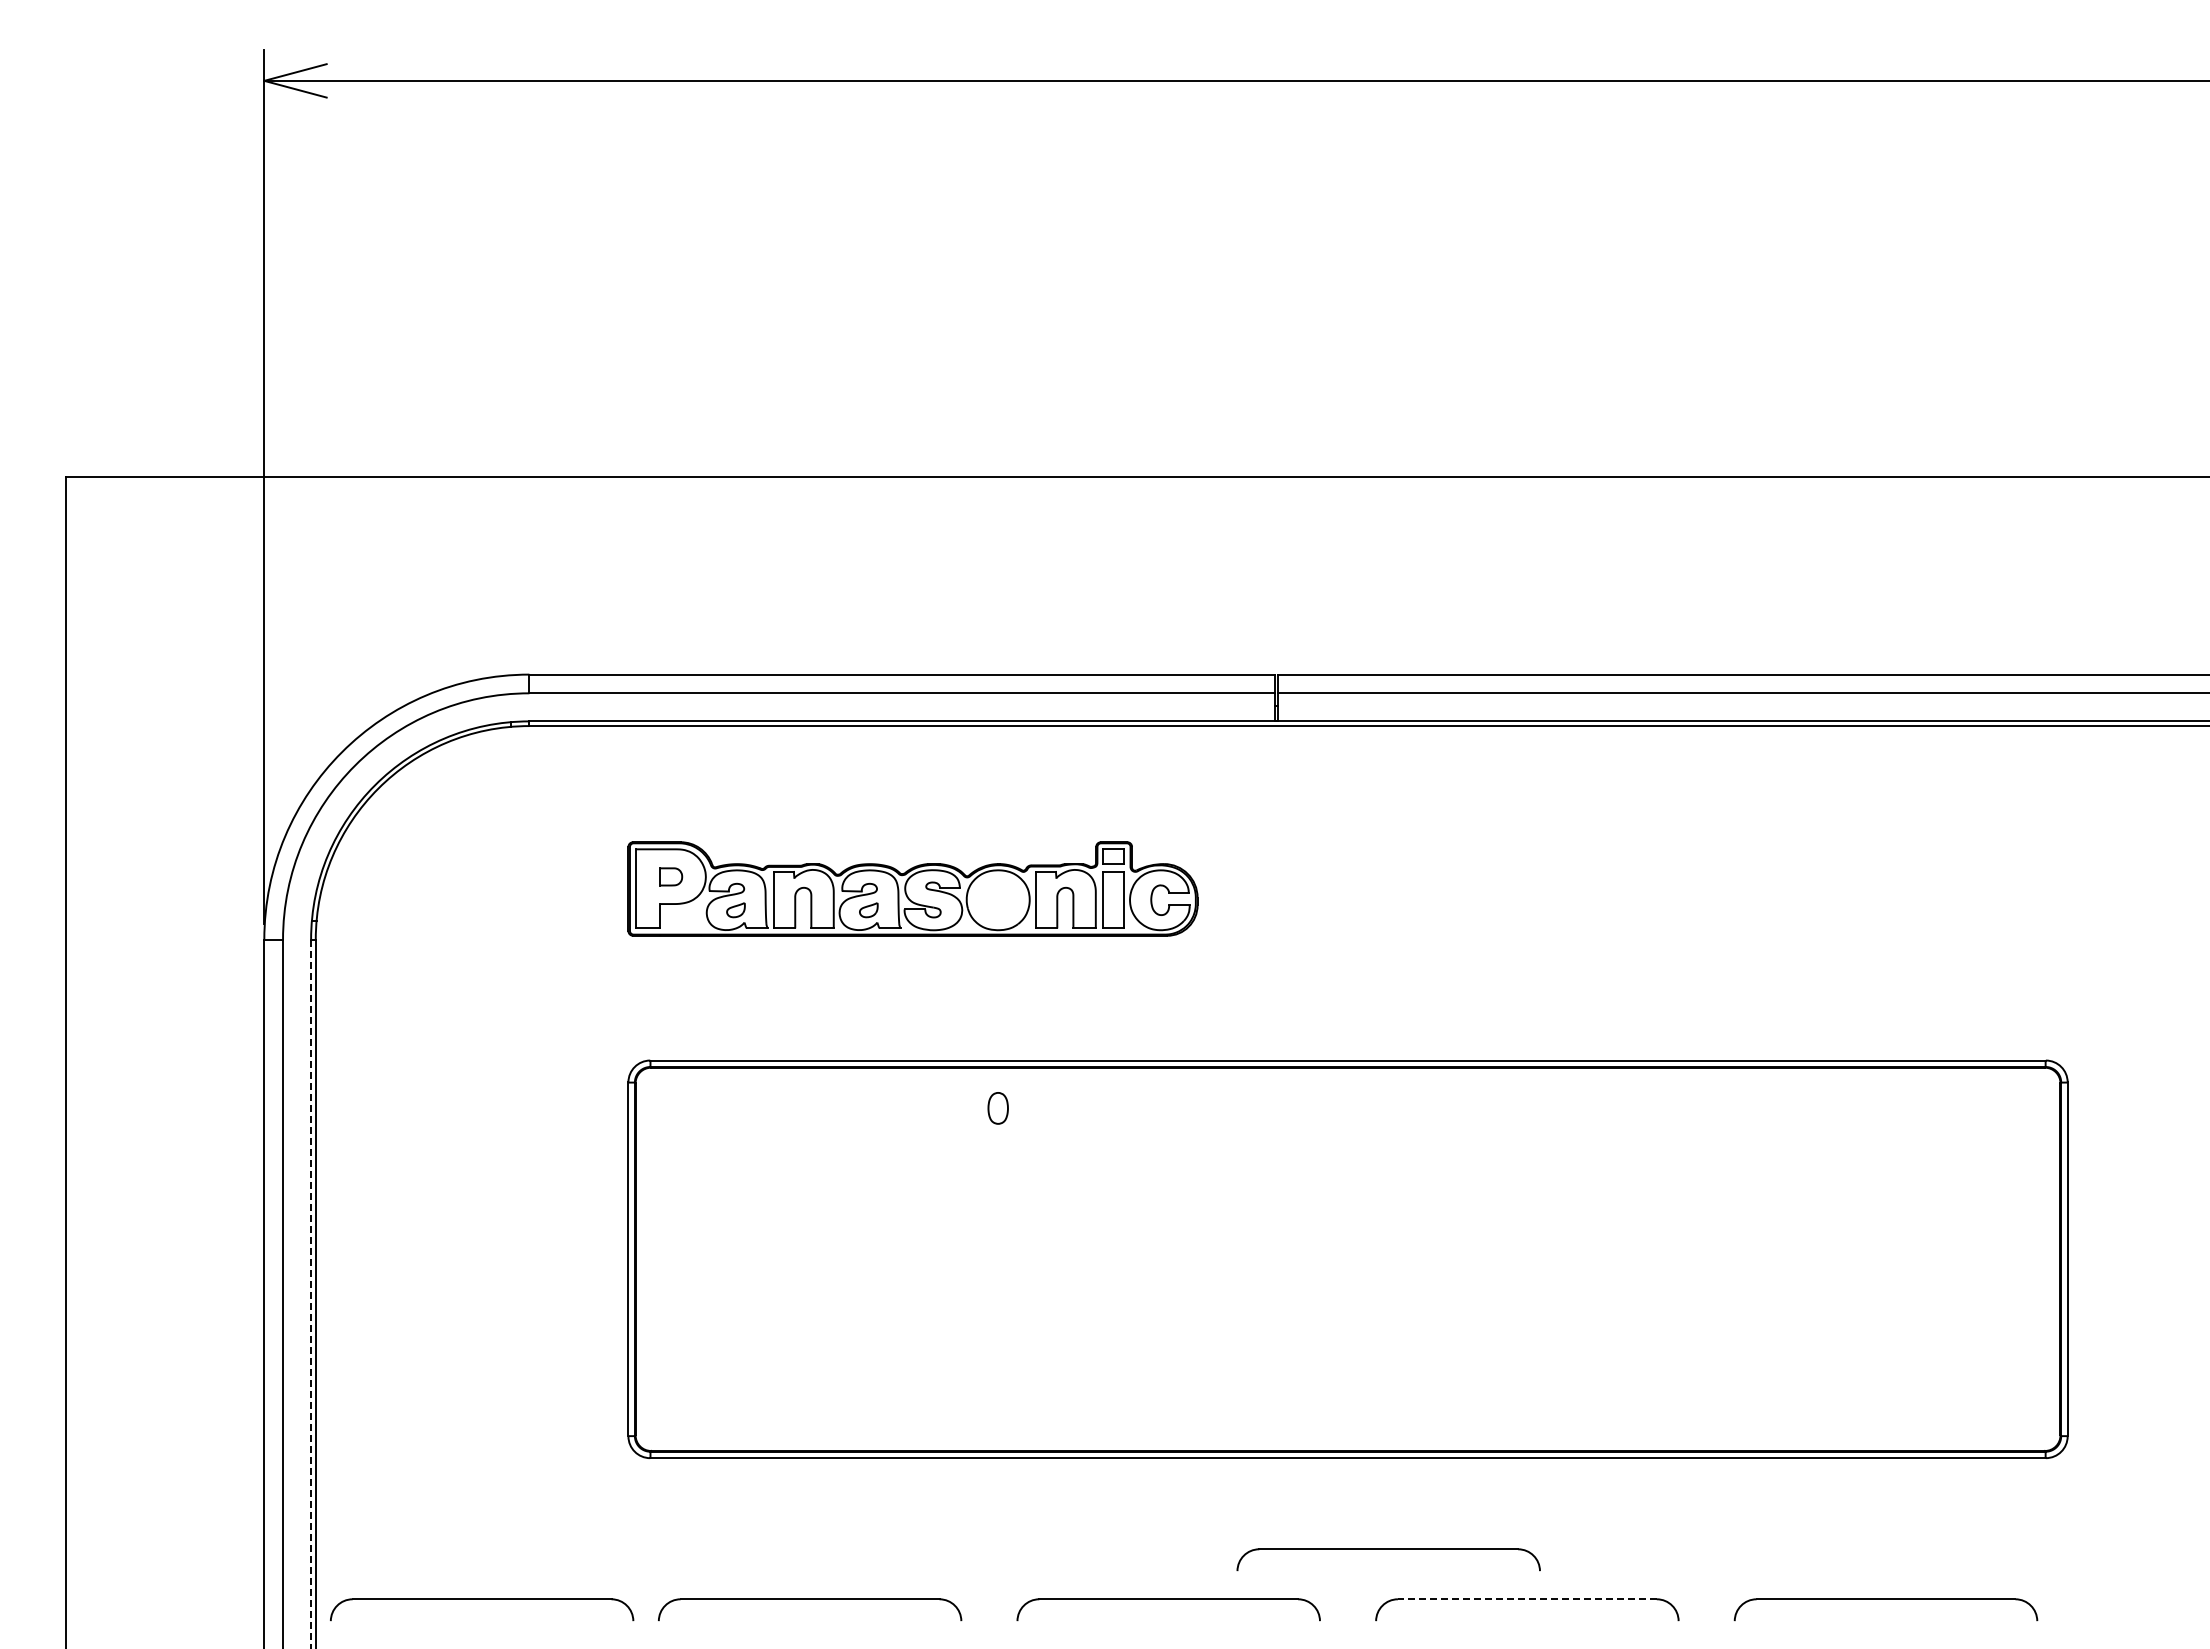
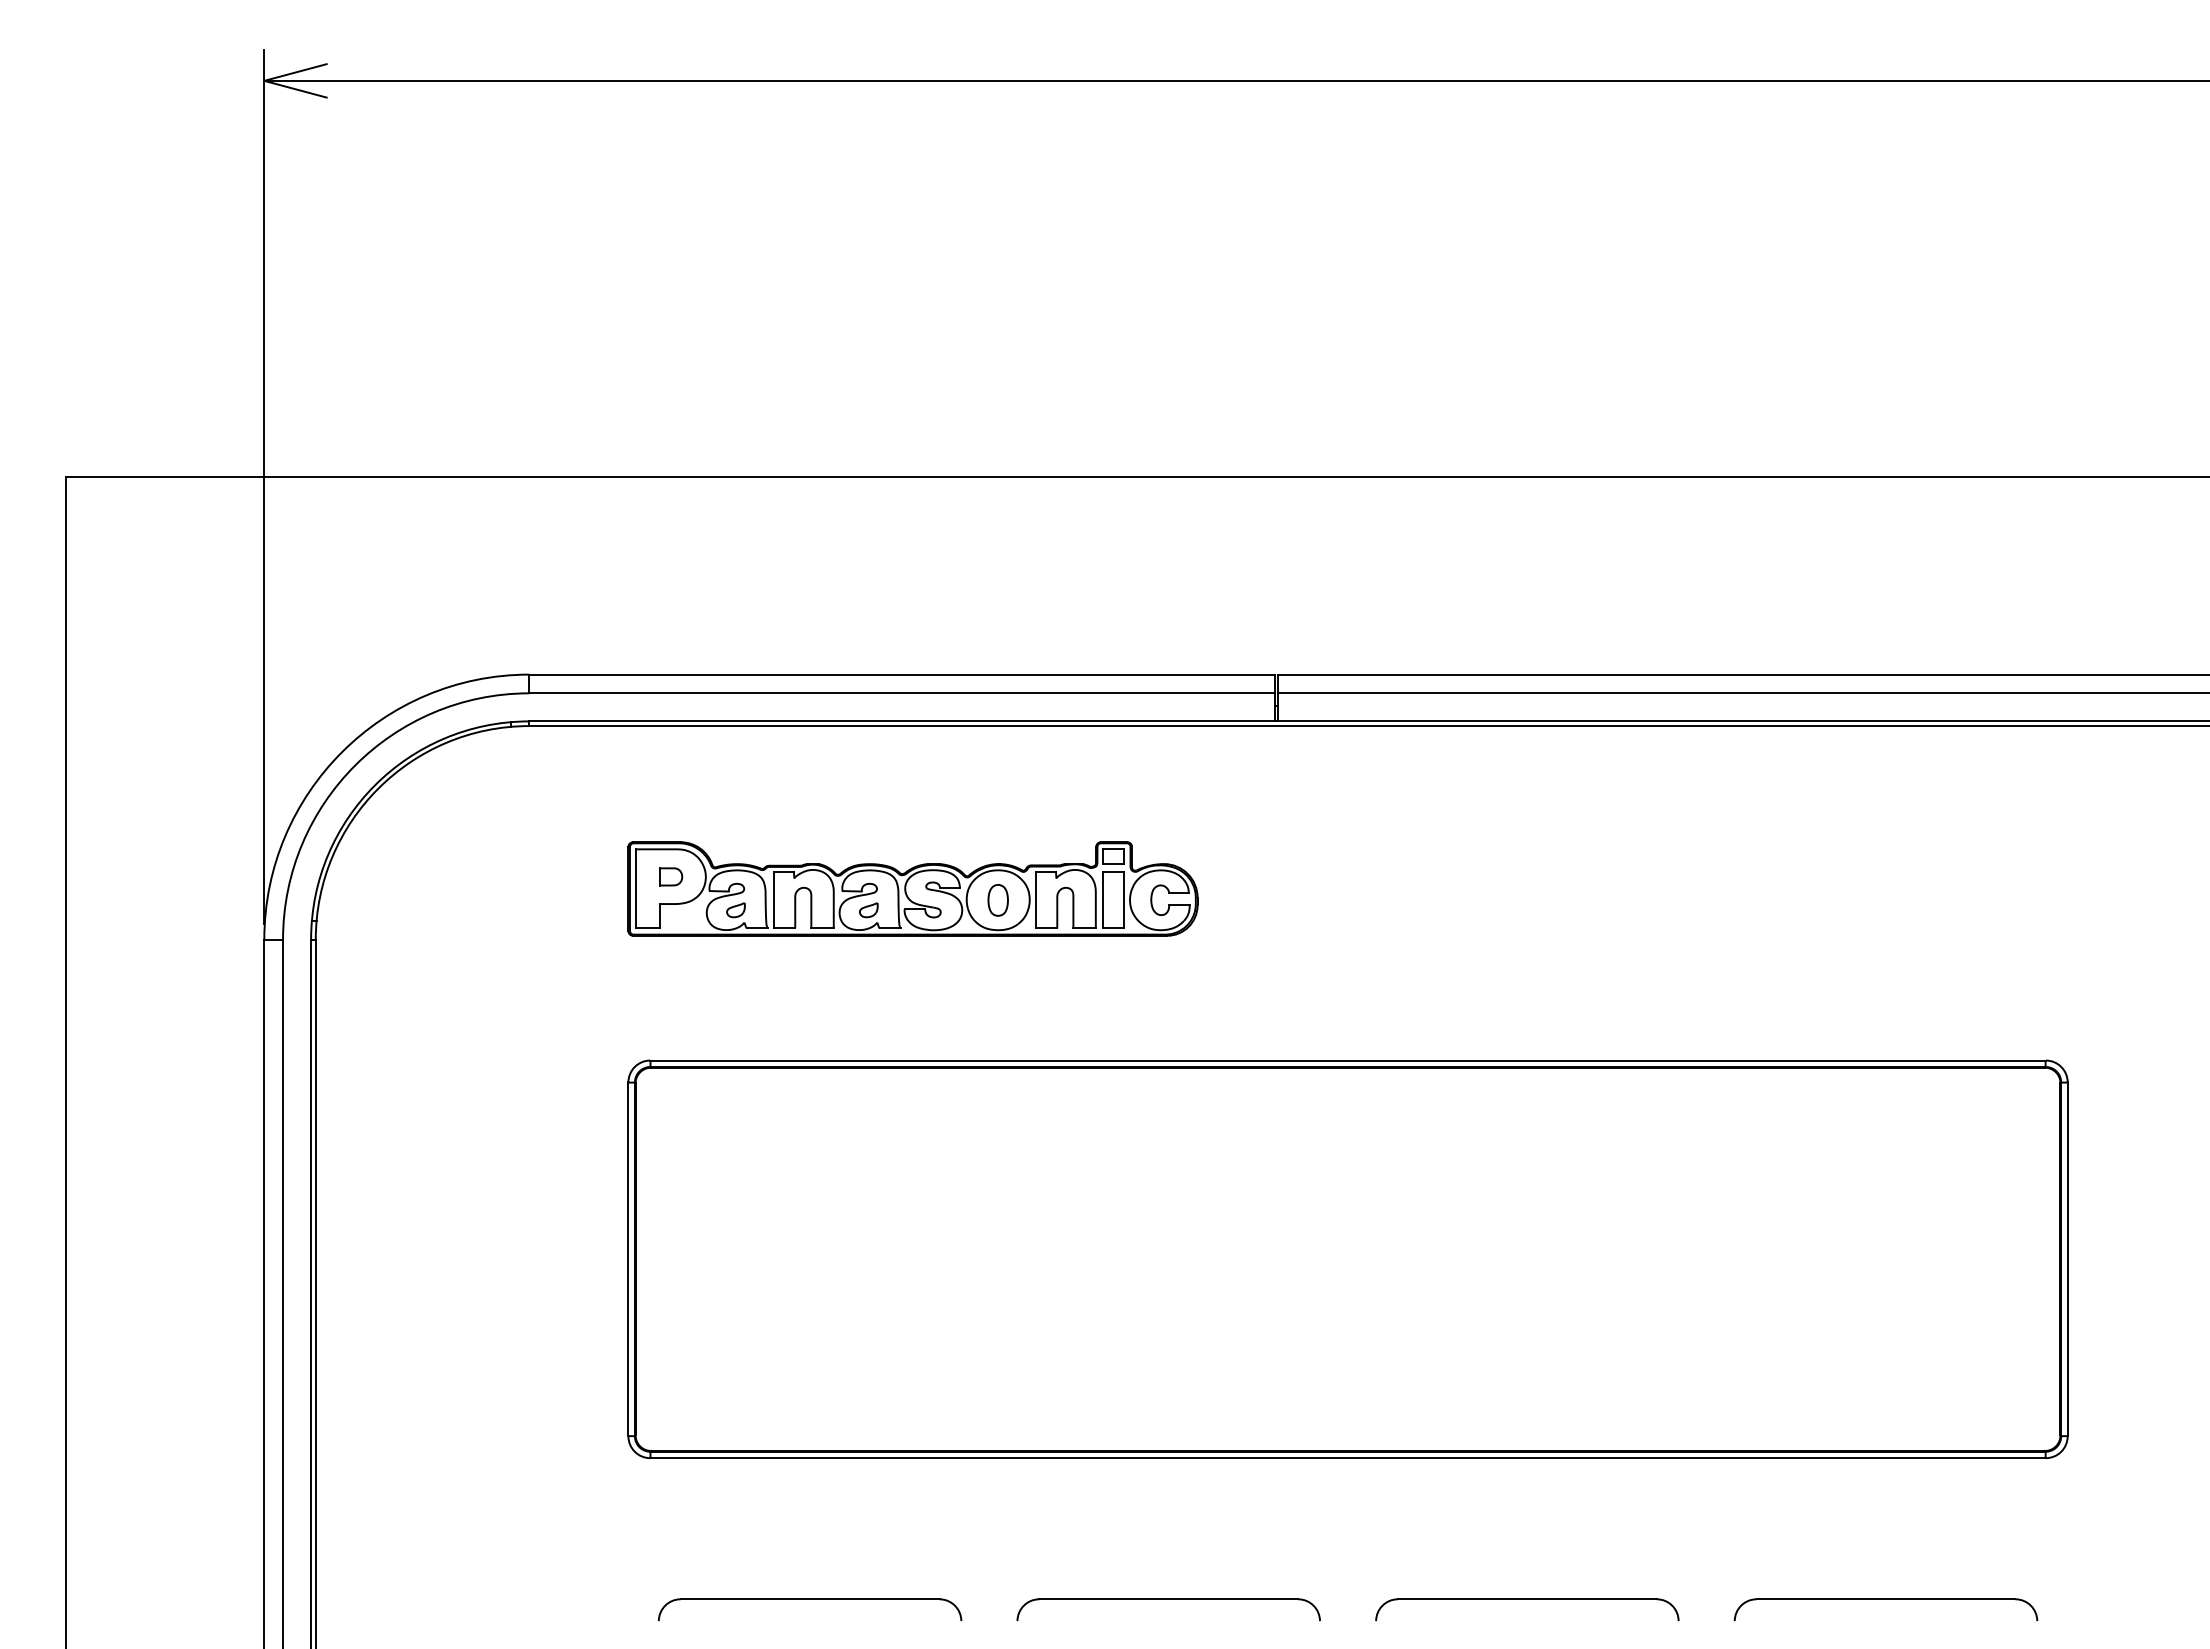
part position: (997, 1108) -> (997, 900) (997, 900)
line: dashed -> solid (311, 1294)
part: present -> none (1388, 1549)
part: present -> none (482, 1599)
line: dashed -> solid (1526, 1599)
